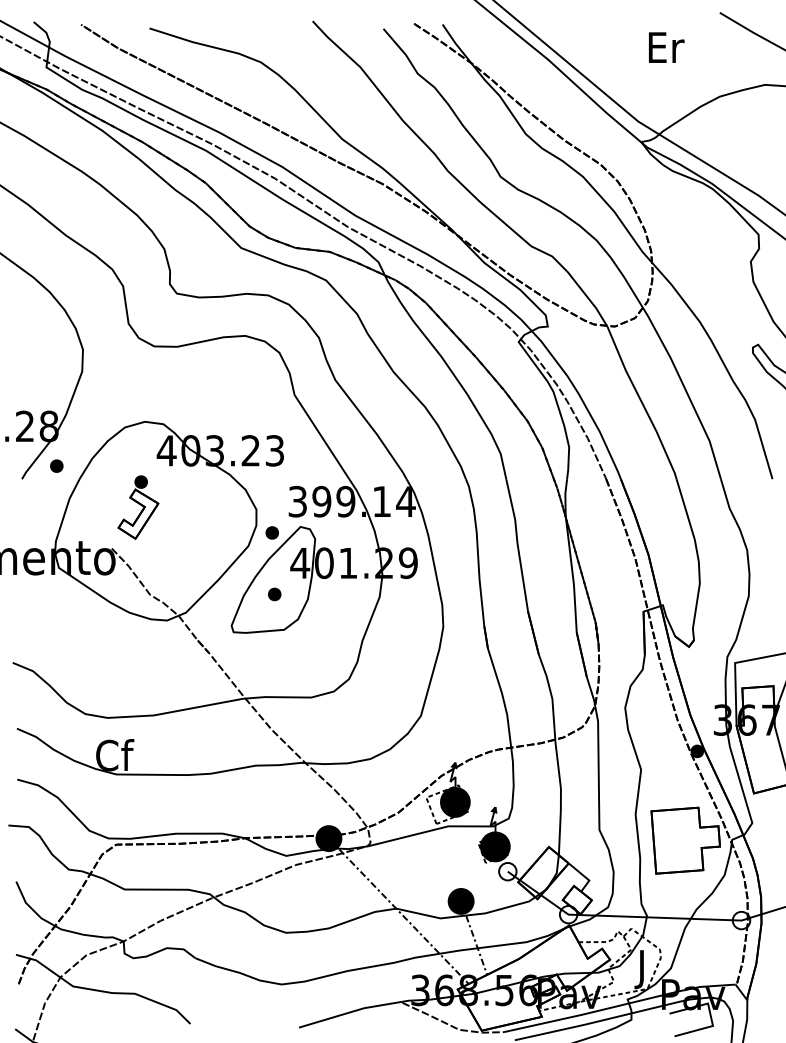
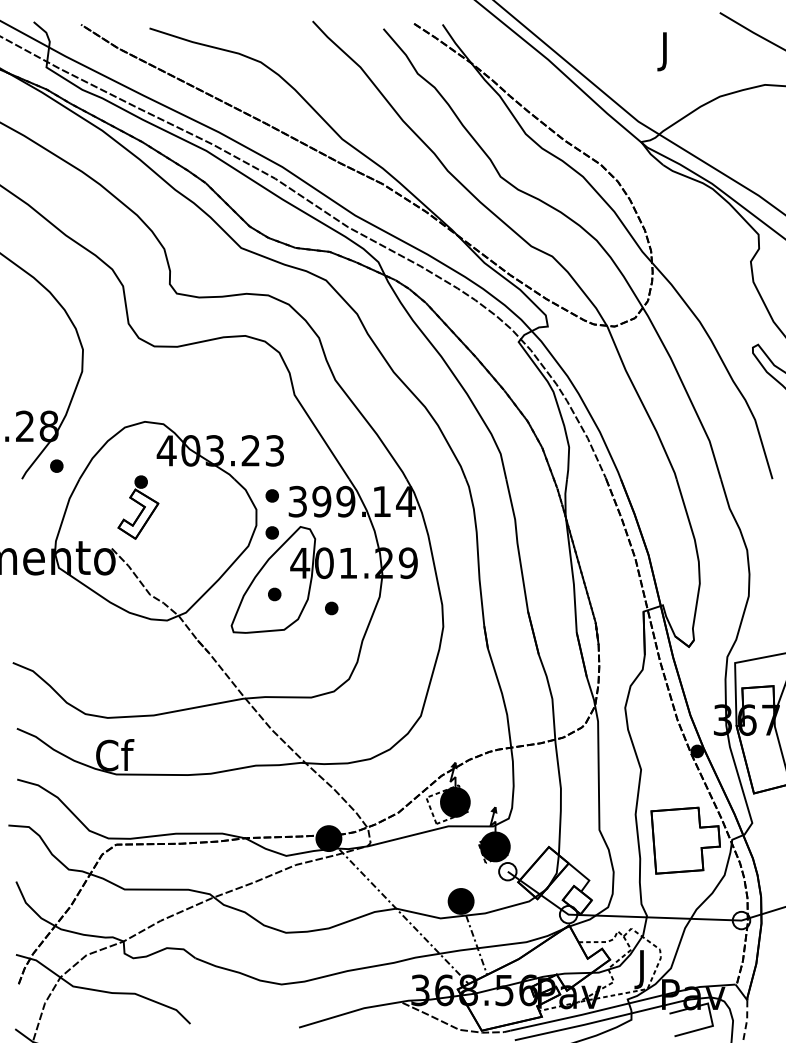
text: Er -> J (666, 51)
part: none -> present (271, 495)
part: none -> present (331, 608)
line: solid -> dashed (746, 1021)
